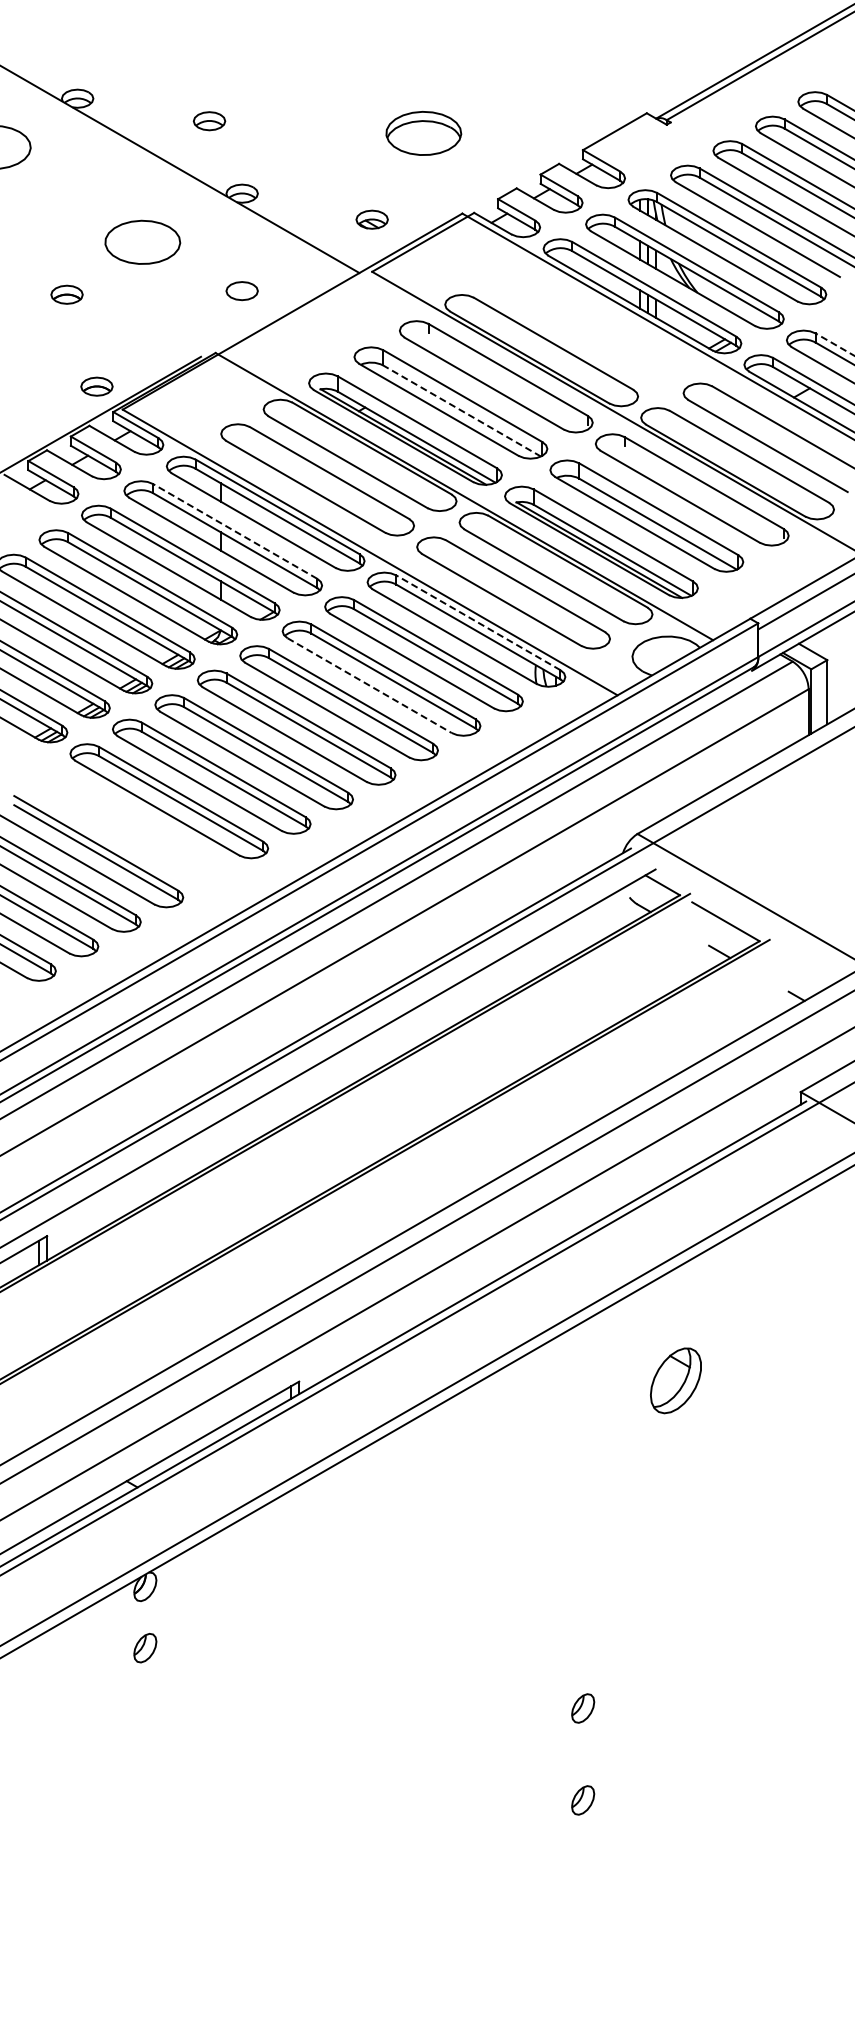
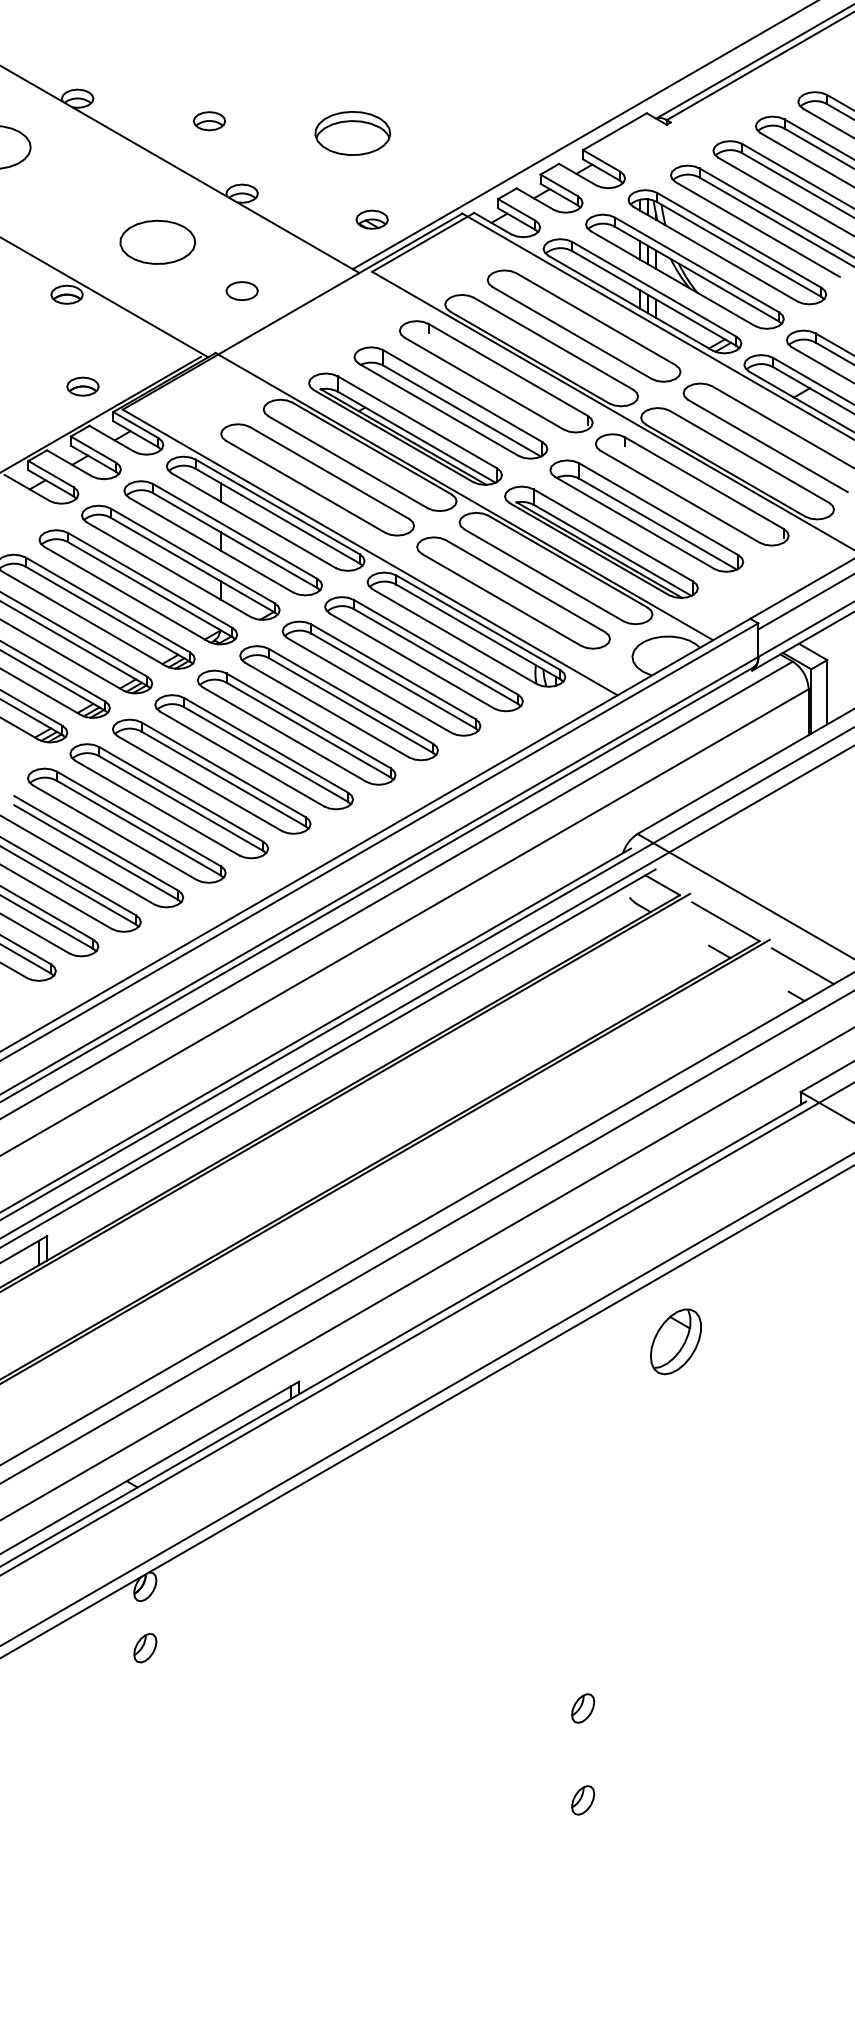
part position: (423, 133) -> (352, 133) (352, 133)
line: none -> present (583, 135)
part position: (142, 241) -> (157, 241) (157, 241)
line: none -> present (105, 297)
part: none -> present (583, 325)
line: dashed -> solid (834, 344)
part position: (96, 386) -> (82, 386) (82, 386)
line: dashed -> solid (461, 410)
line: dashed -> solid (235, 531)
line: dashed -> solid (478, 622)
line: dashed -> solid (369, 685)
part: none -> present (126, 825)
line: none -> present (802, 966)
line: none -> present (426, 992)
part position: (675, 1380) -> (675, 1341) (675, 1341)
